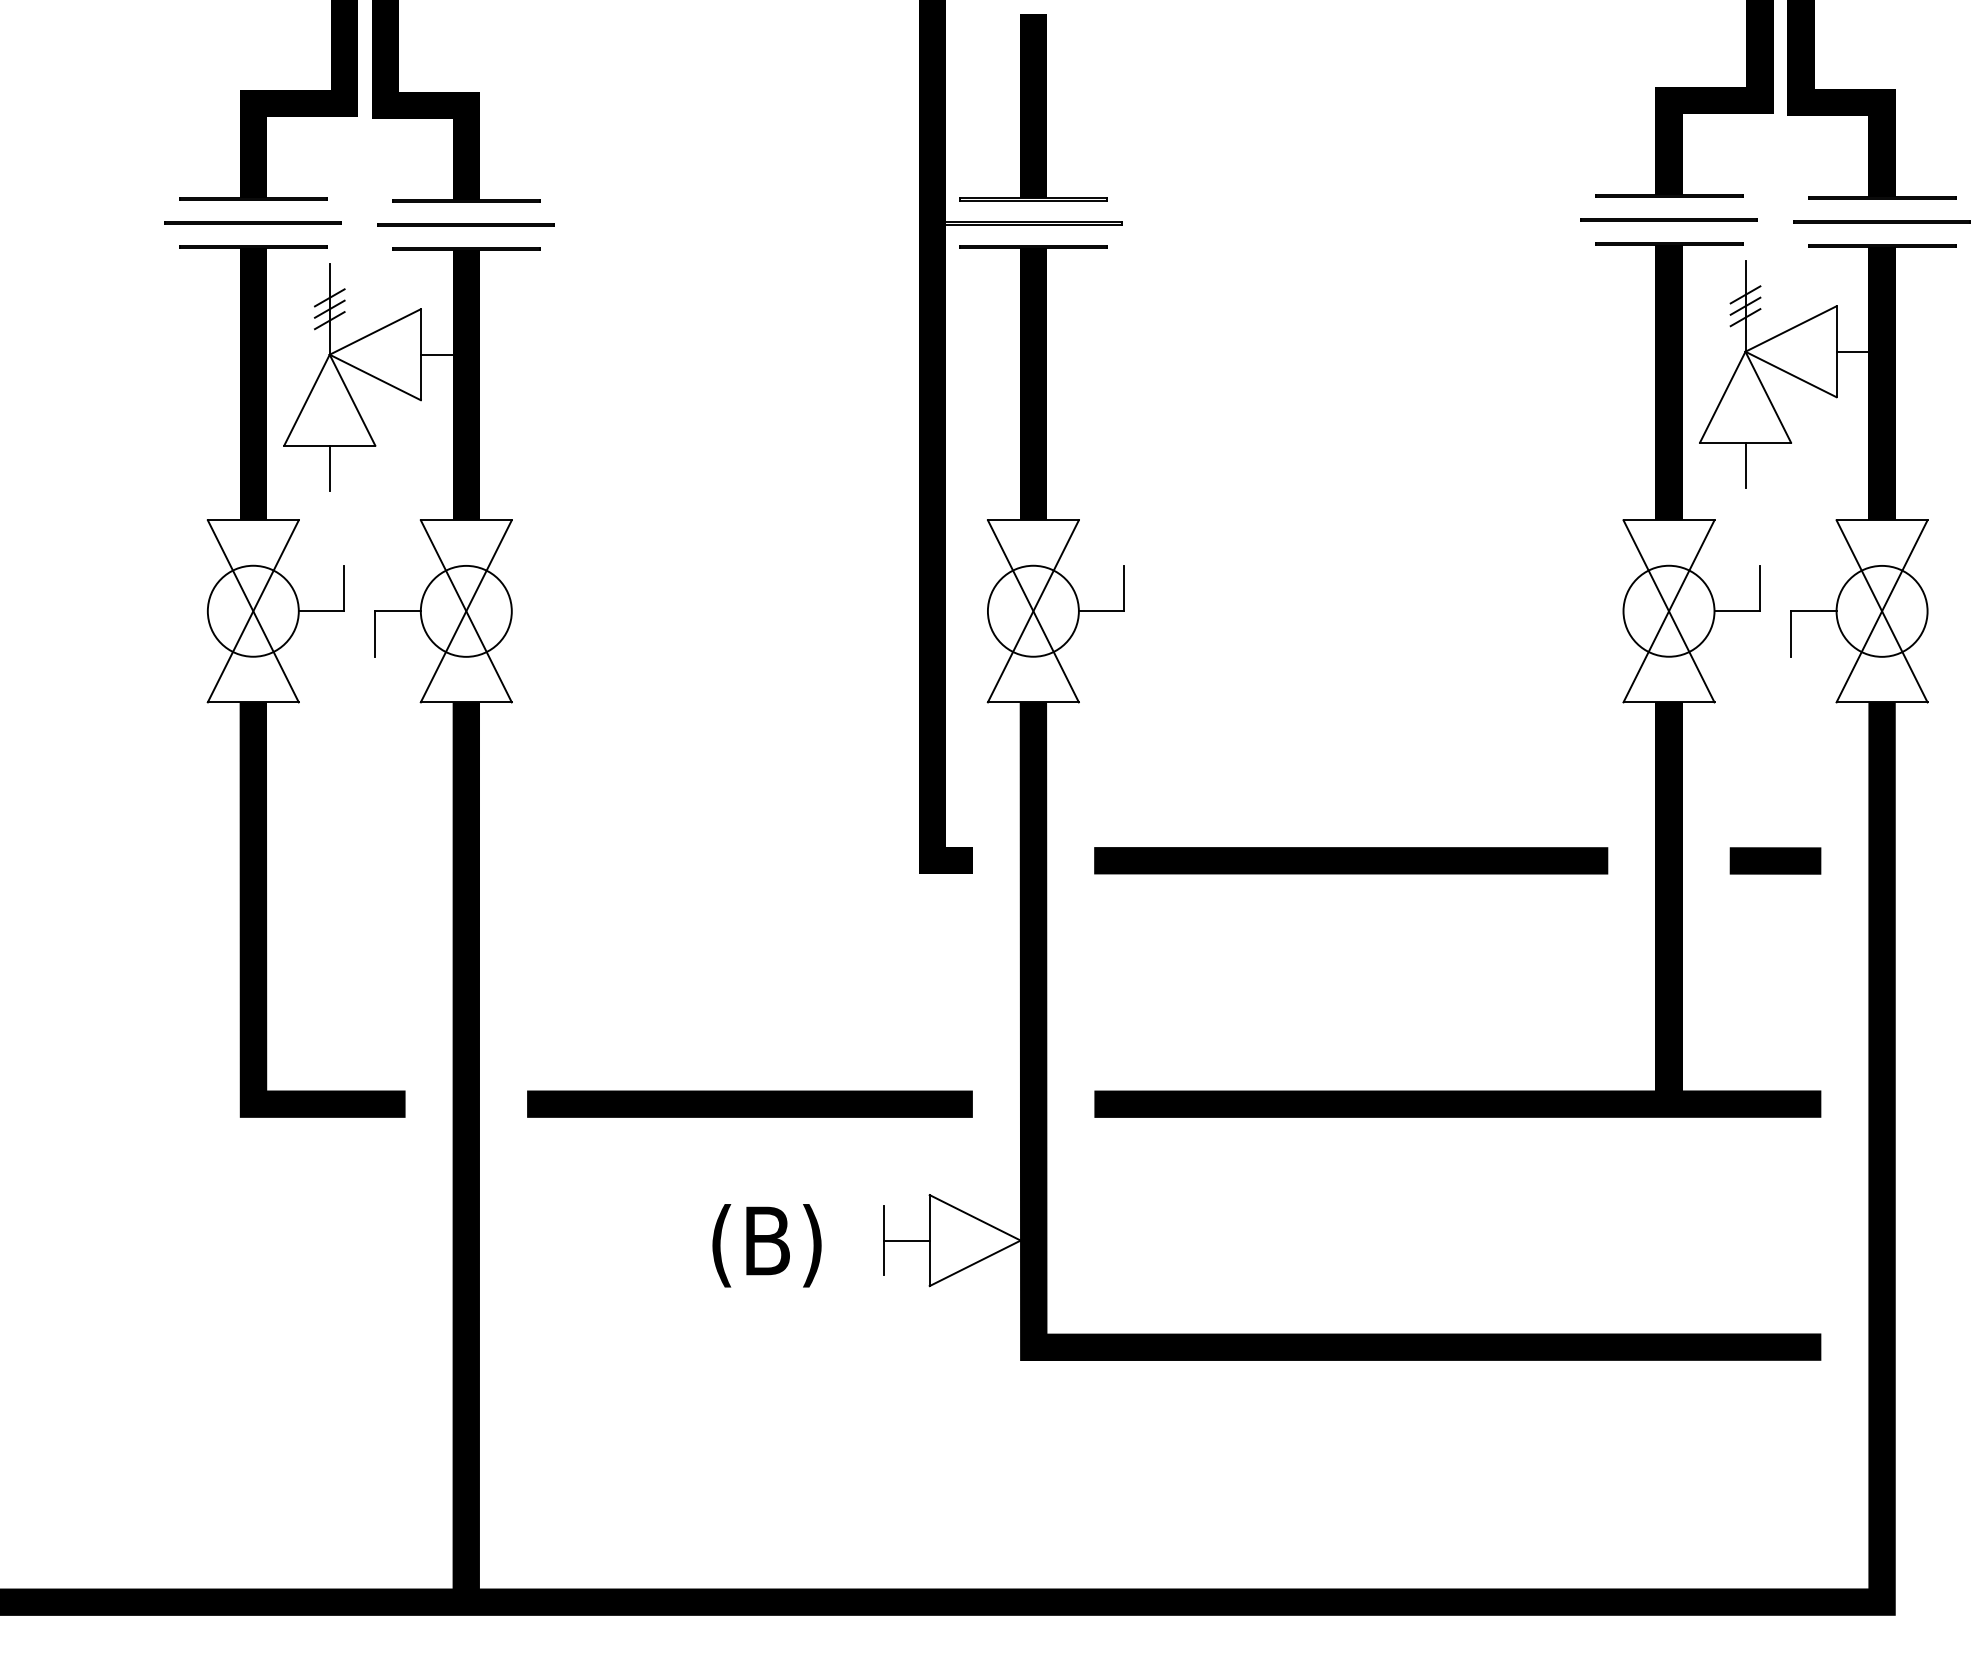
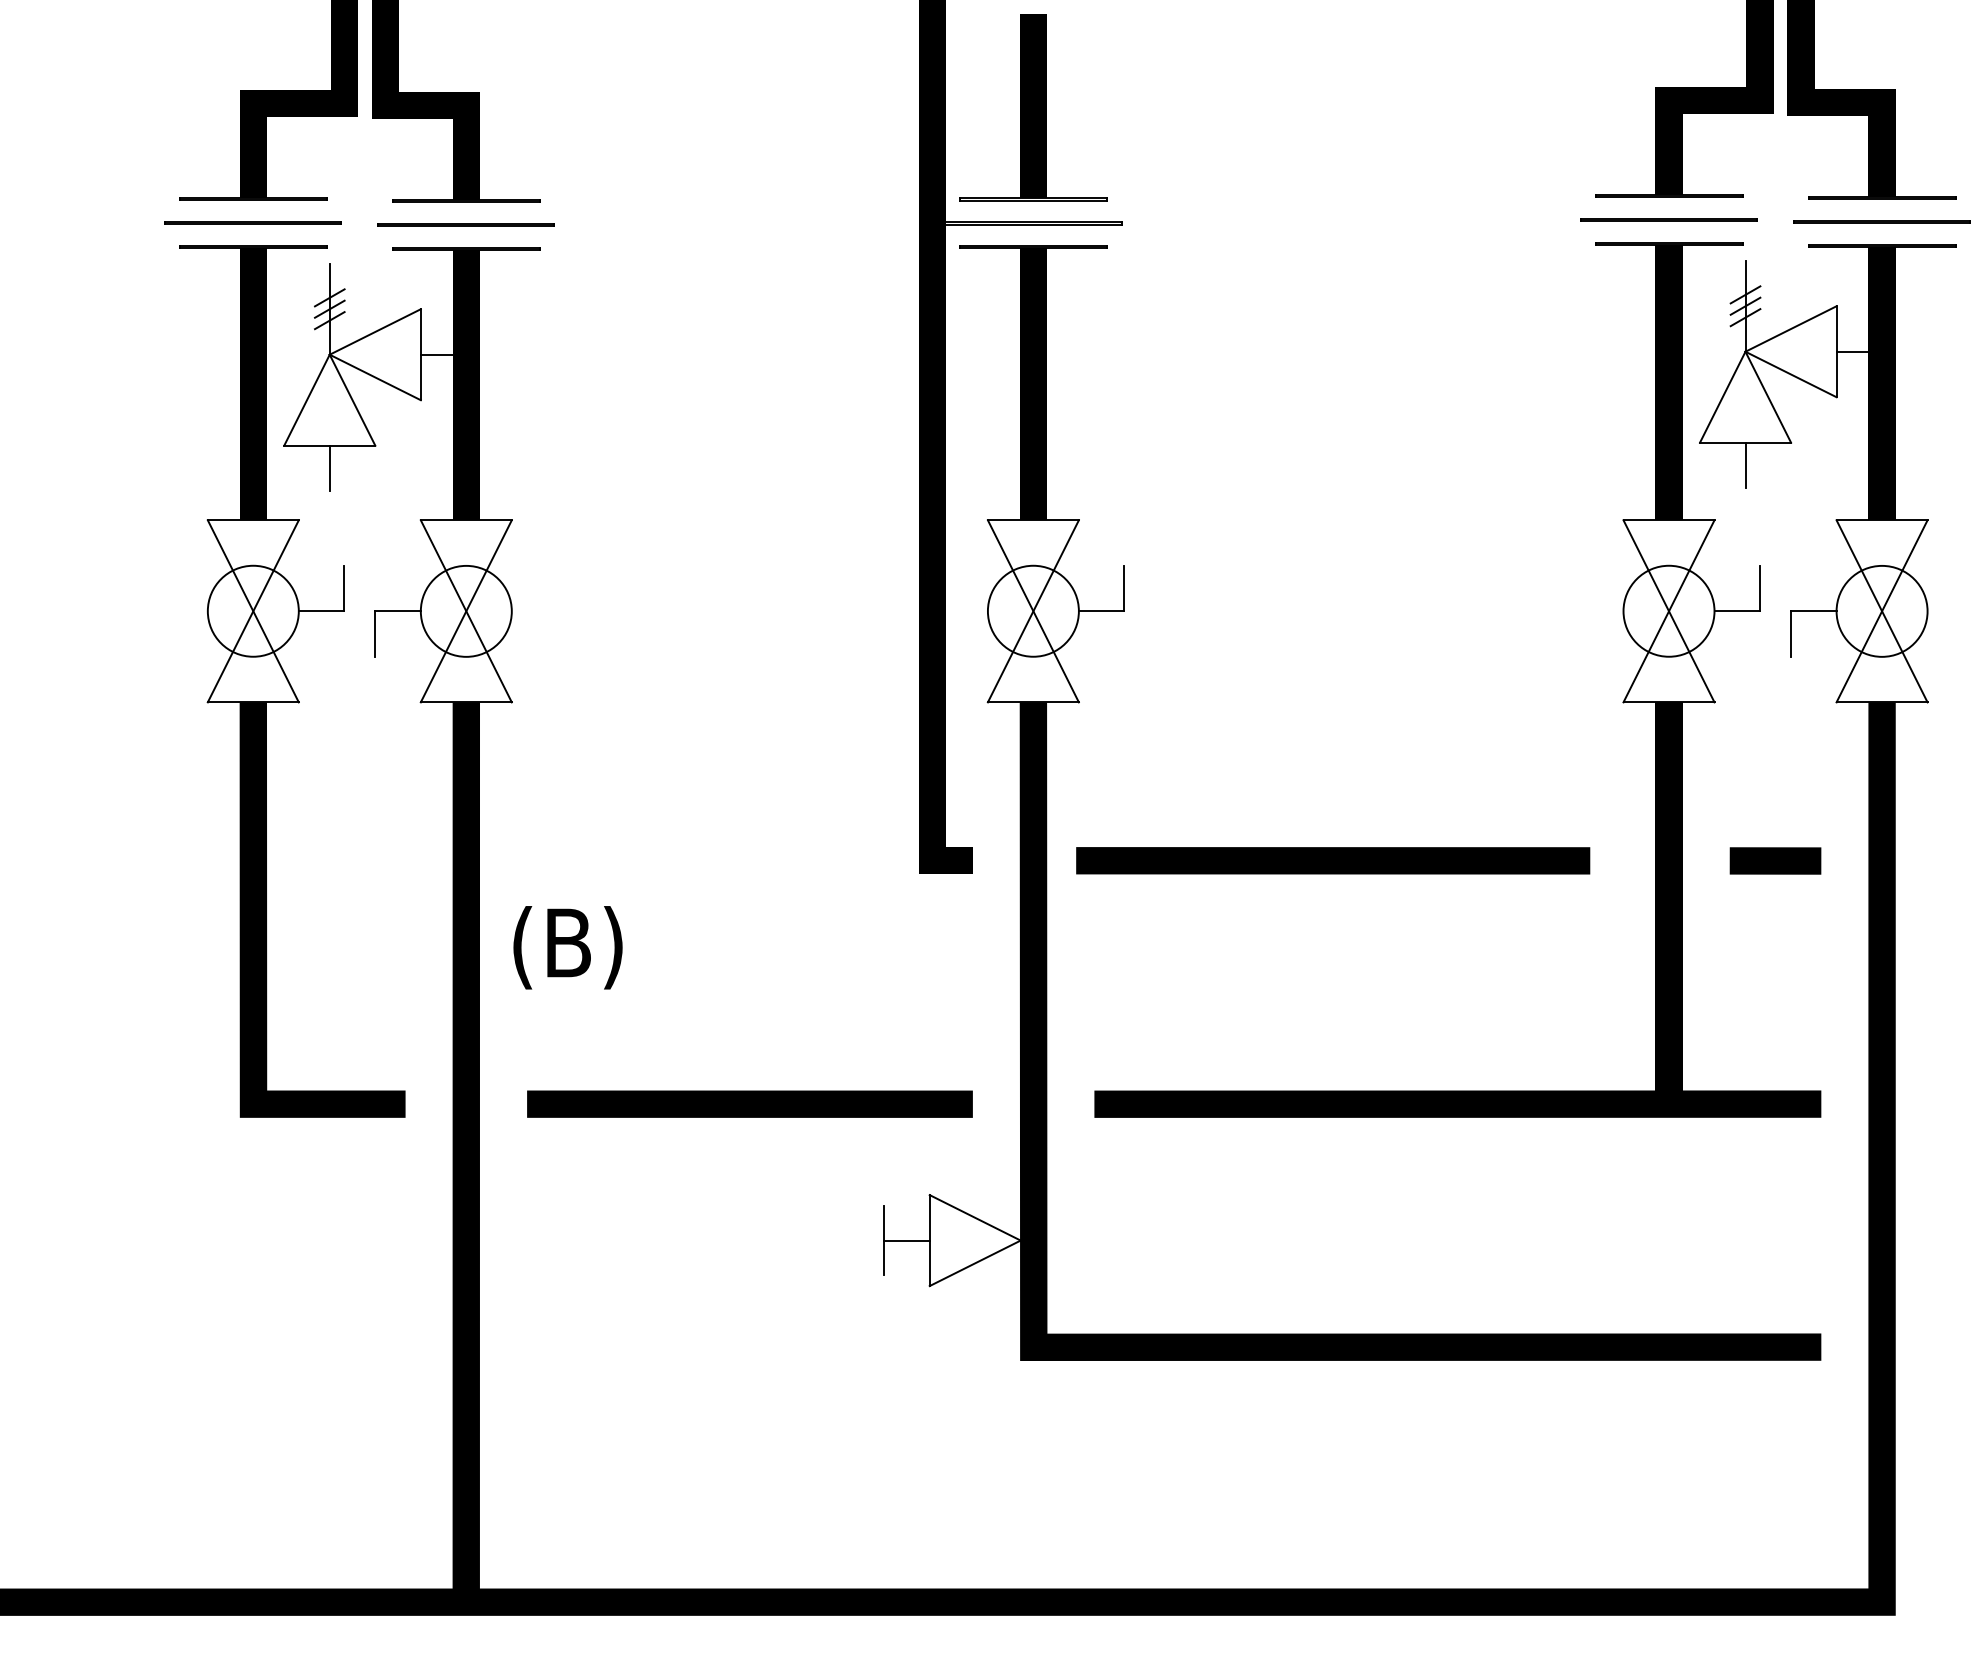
line position: (1351, 860) -> (1333, 860) (1333, 860)
text position: (766, 1245) -> (567, 947) (567, 947)
